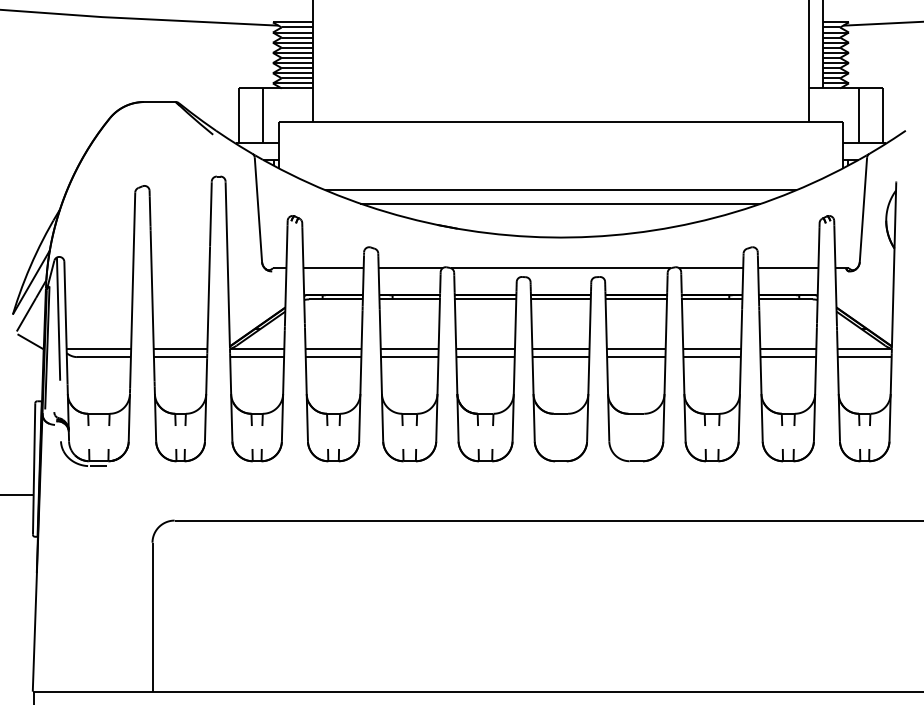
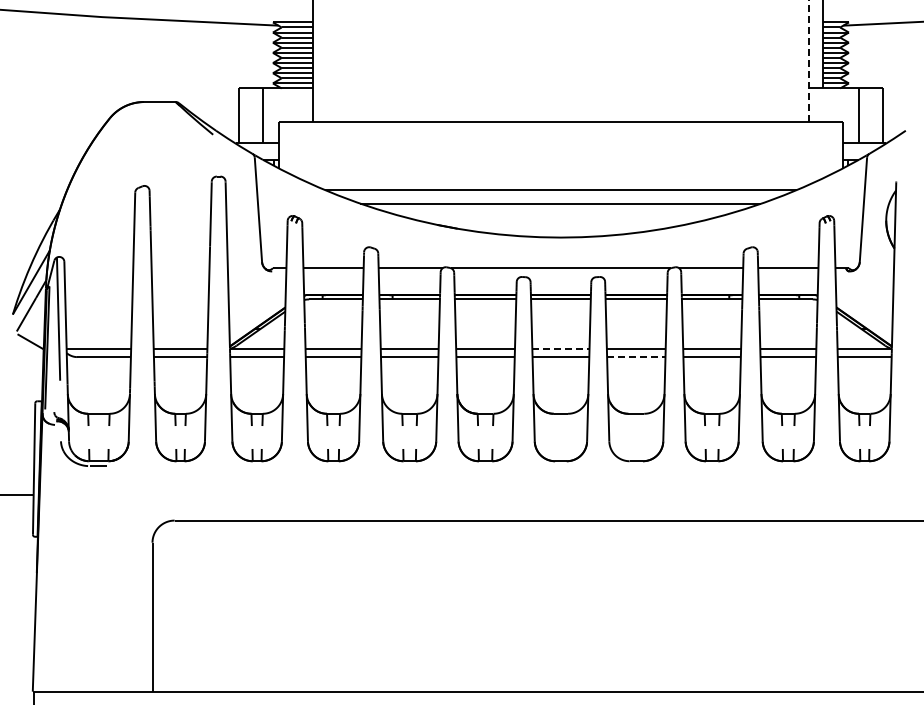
line: solid -> dashed (808, 61)
line: solid -> dashed (560, 349)
line: solid -> dashed (636, 357)
